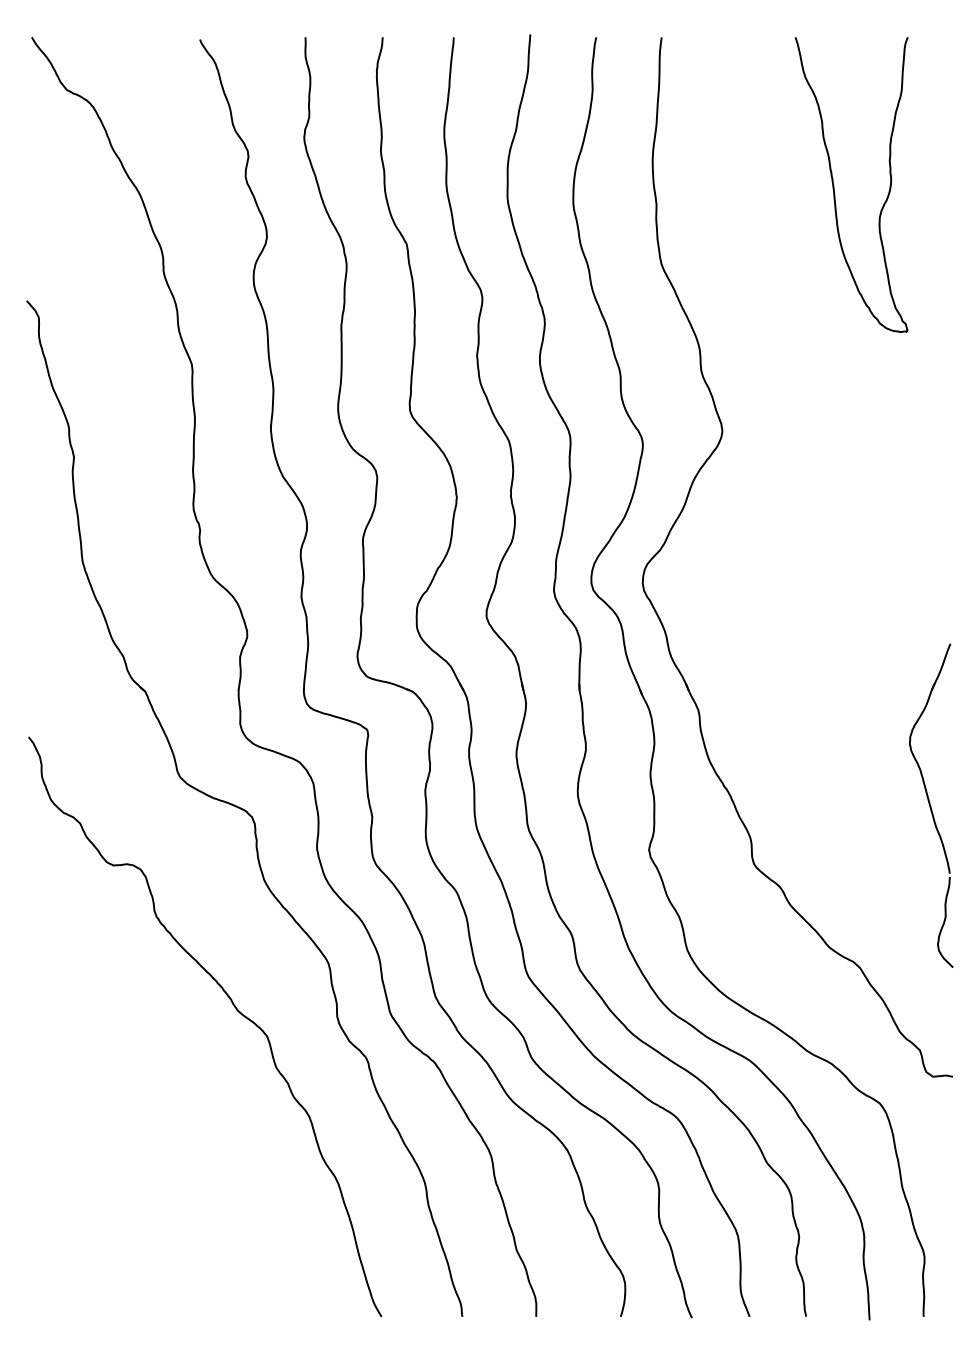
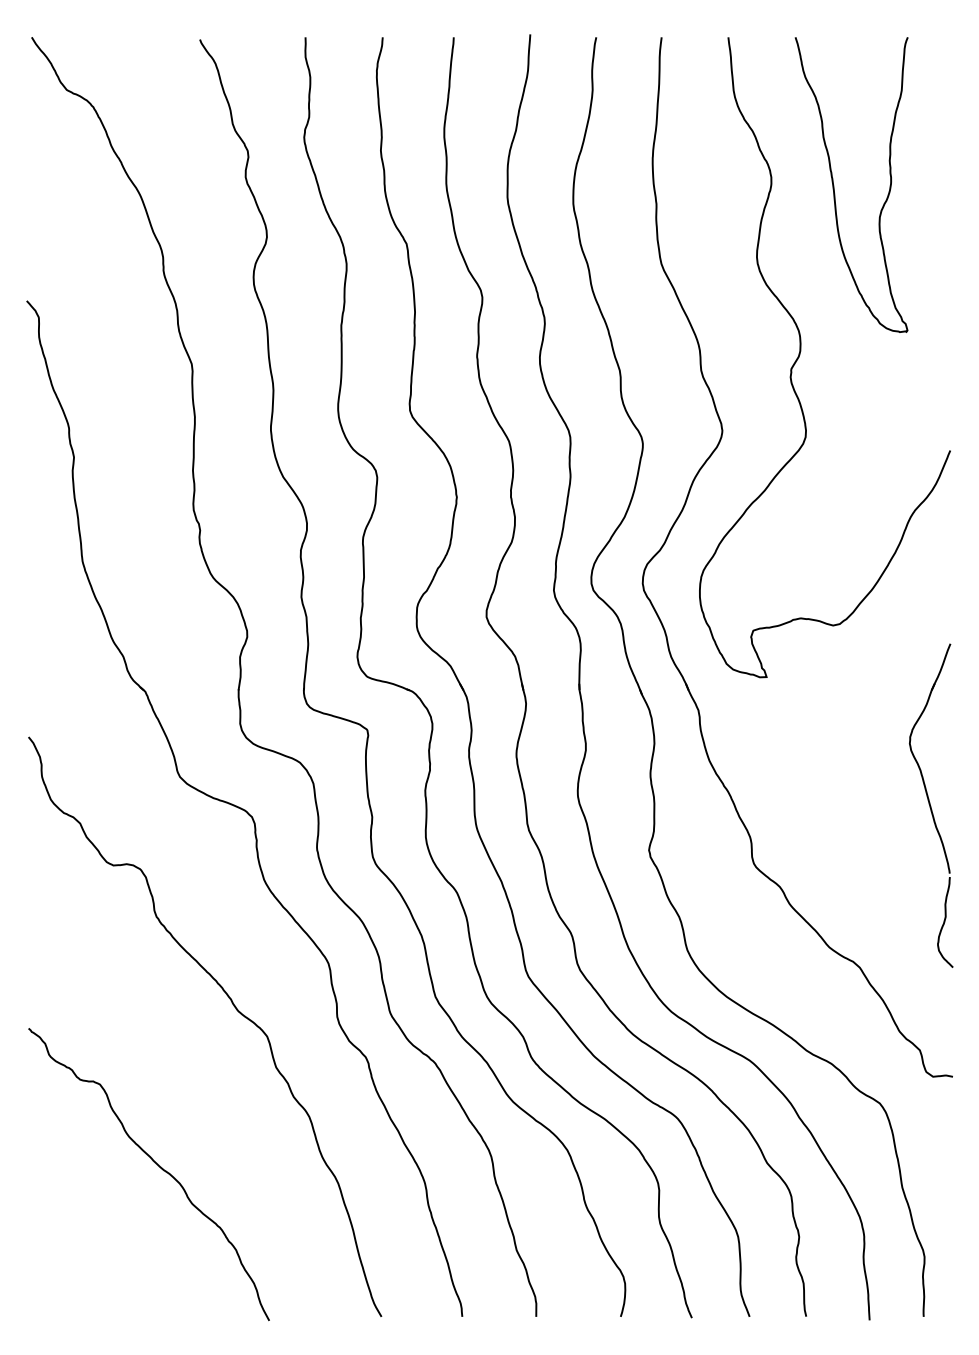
curve: none -> present (801, 351)
curve: none -> present (157, 1165)
